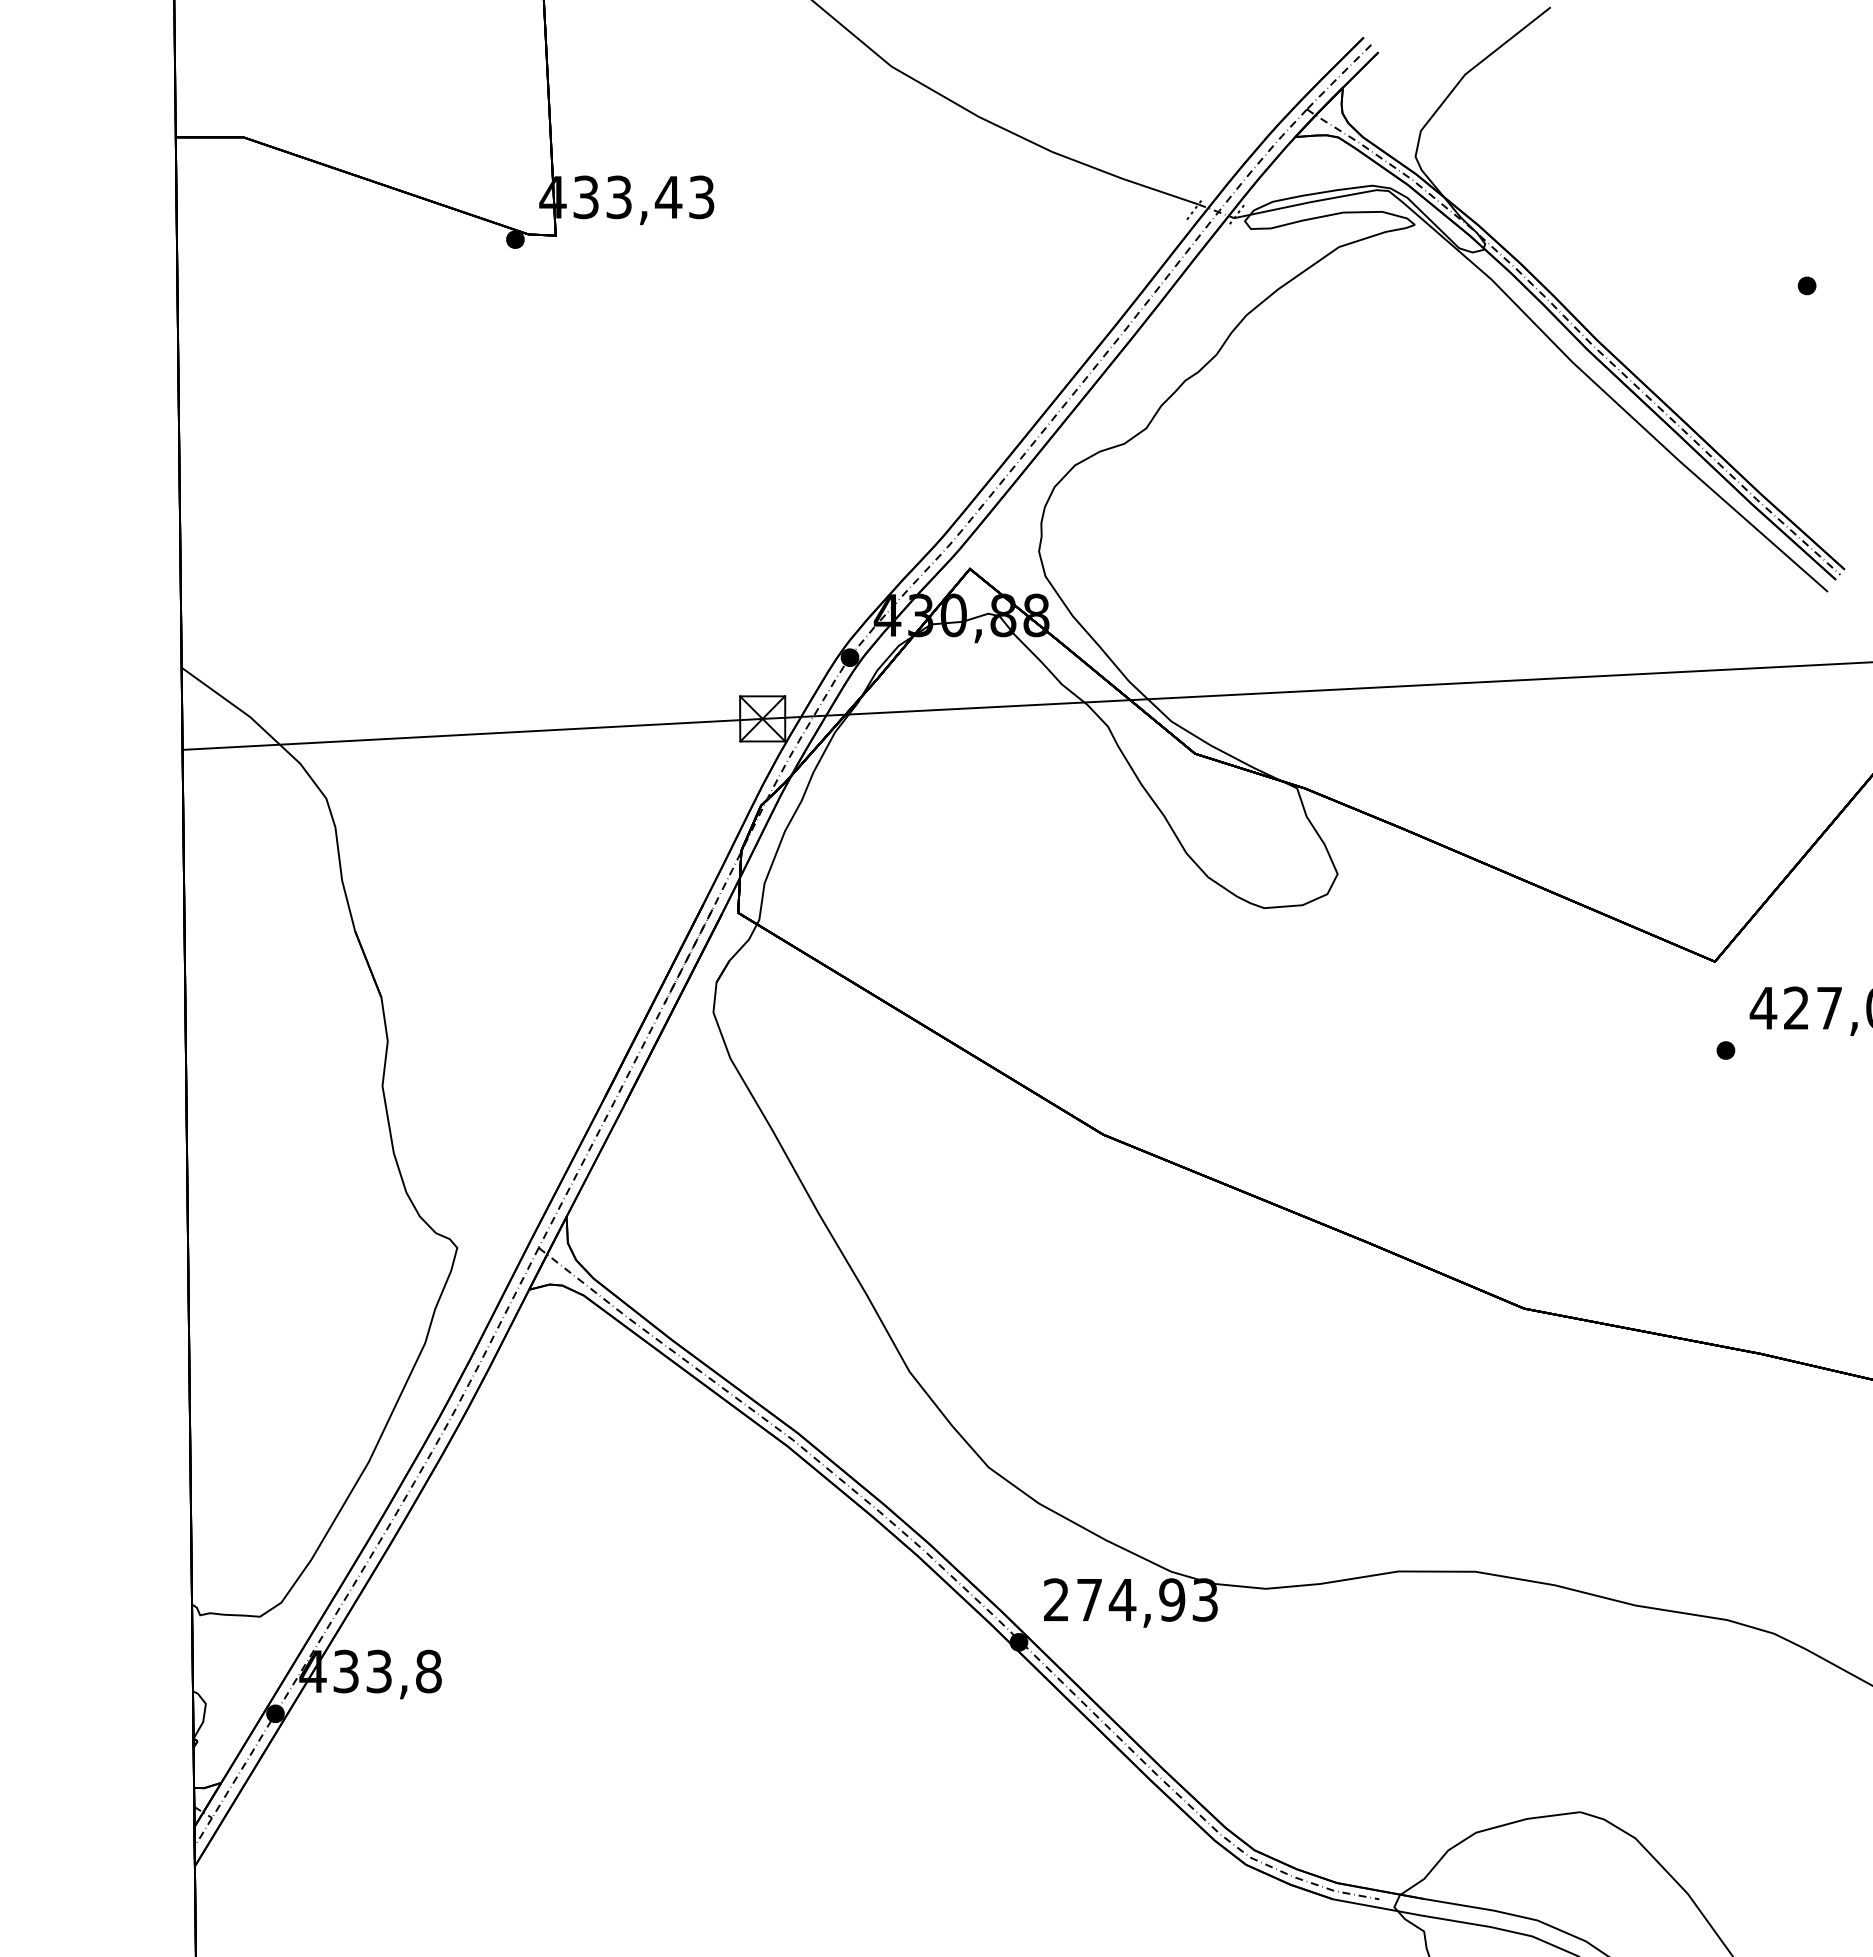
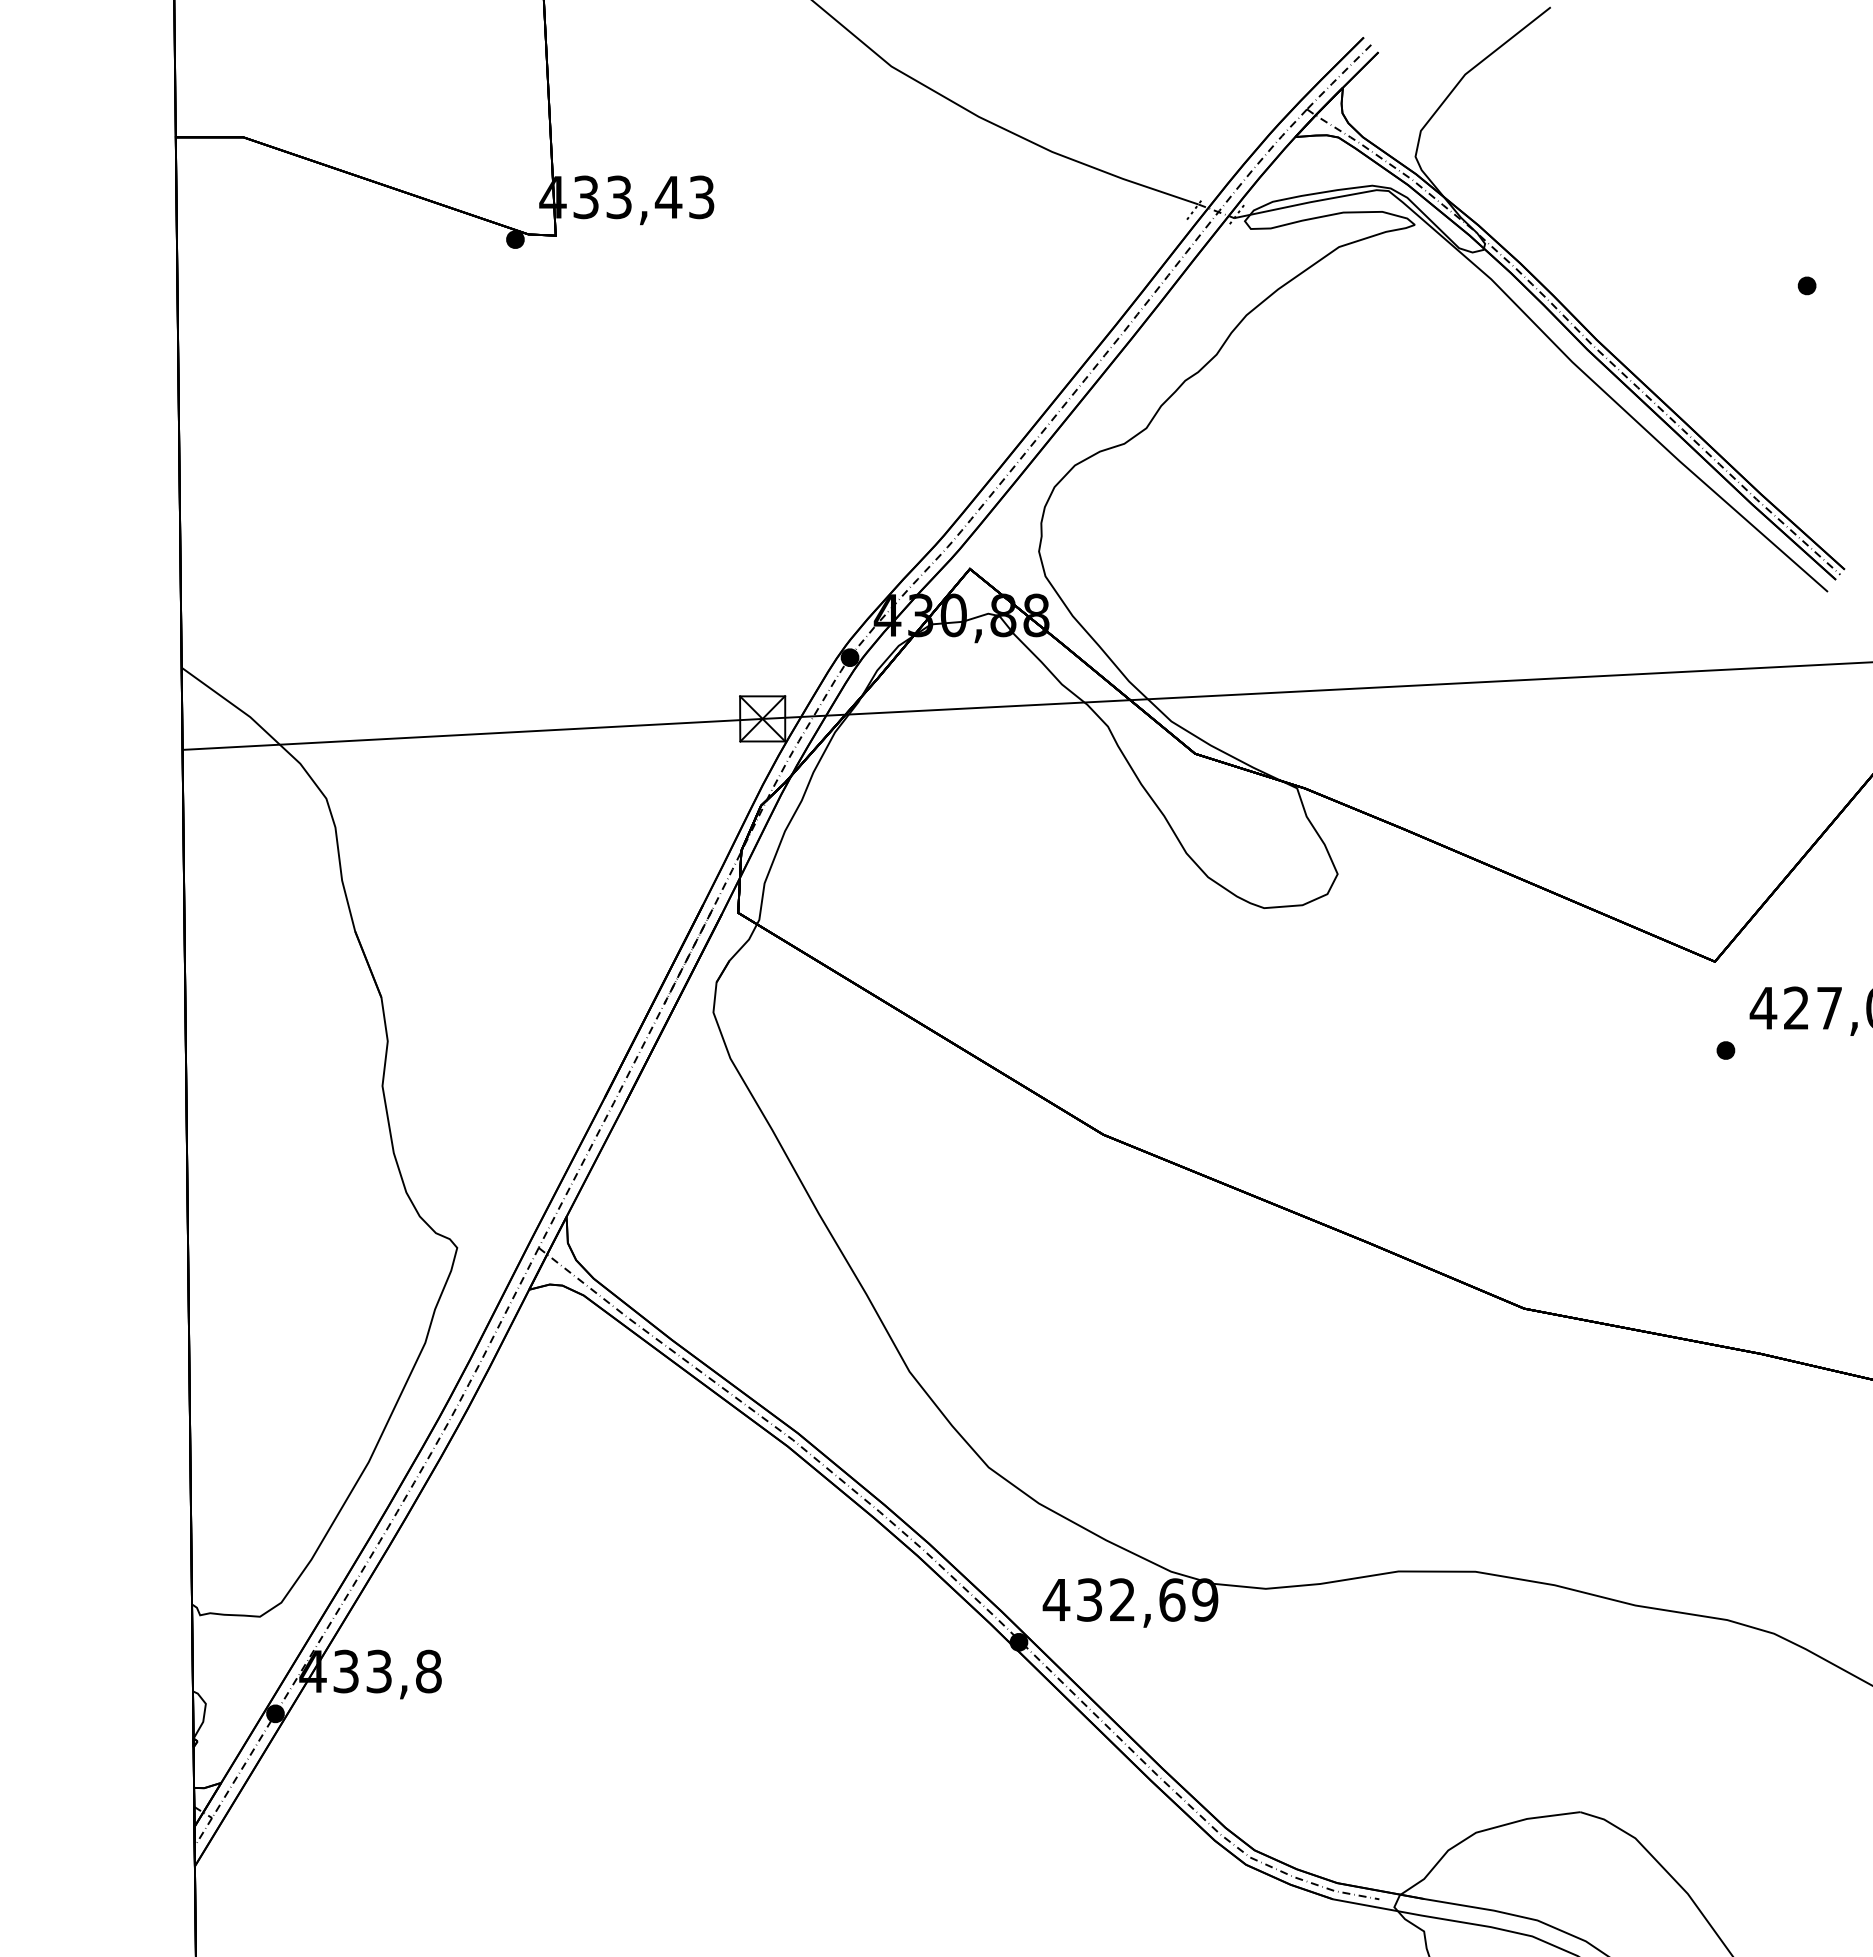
text: 274,93 -> 432,69 (1130, 1599)
